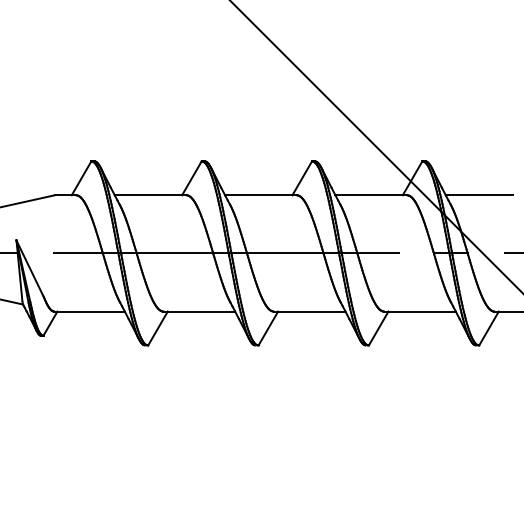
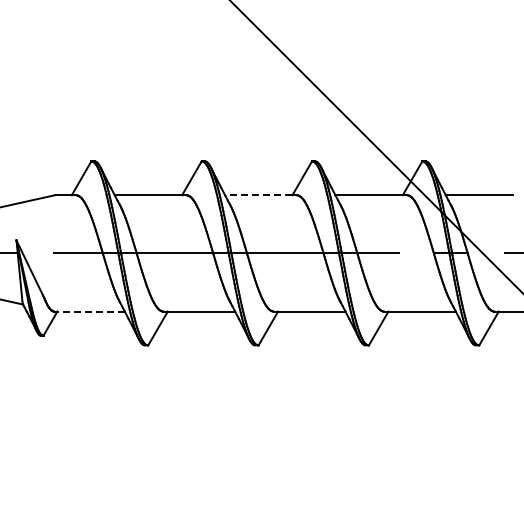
line: solid -> dashed (258, 195)
line: solid -> dashed (91, 311)
